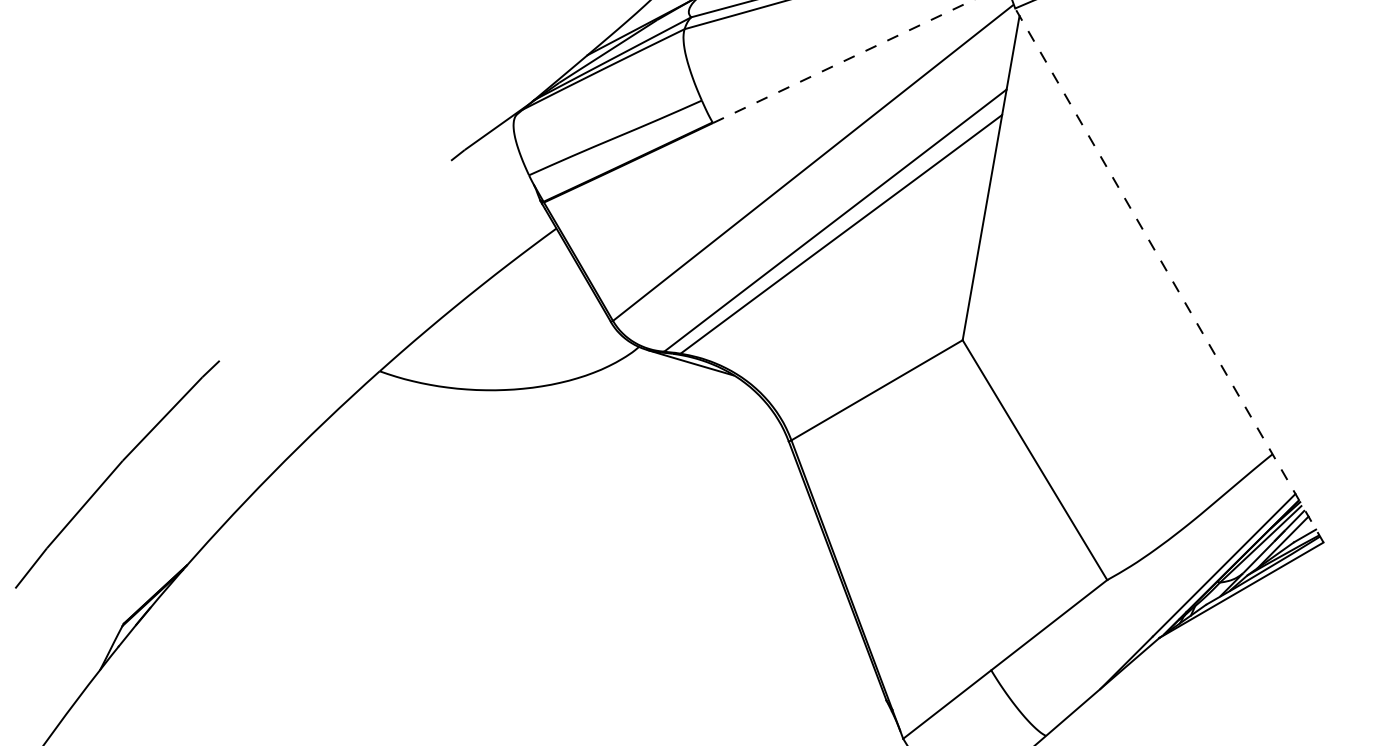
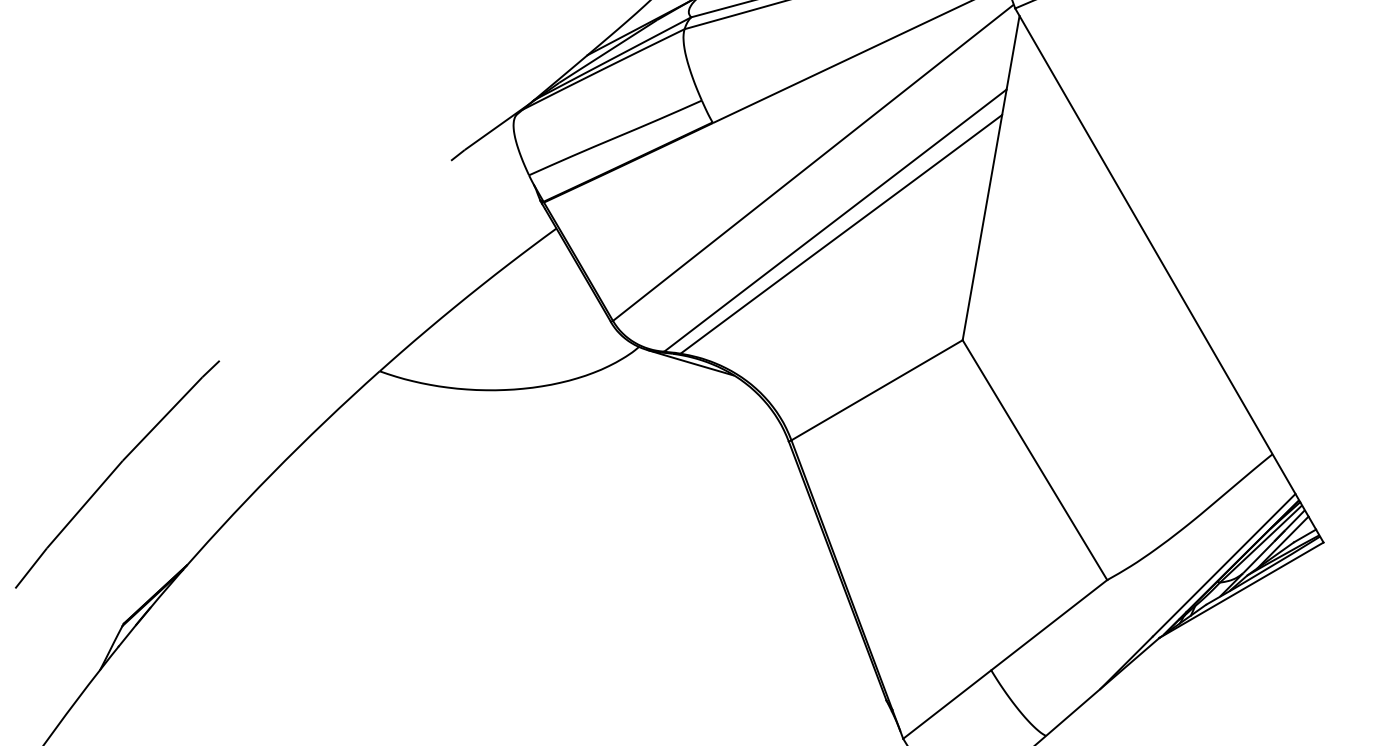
line: dashed -> solid (843, 61)
line: dashed -> solid (1169, 275)
